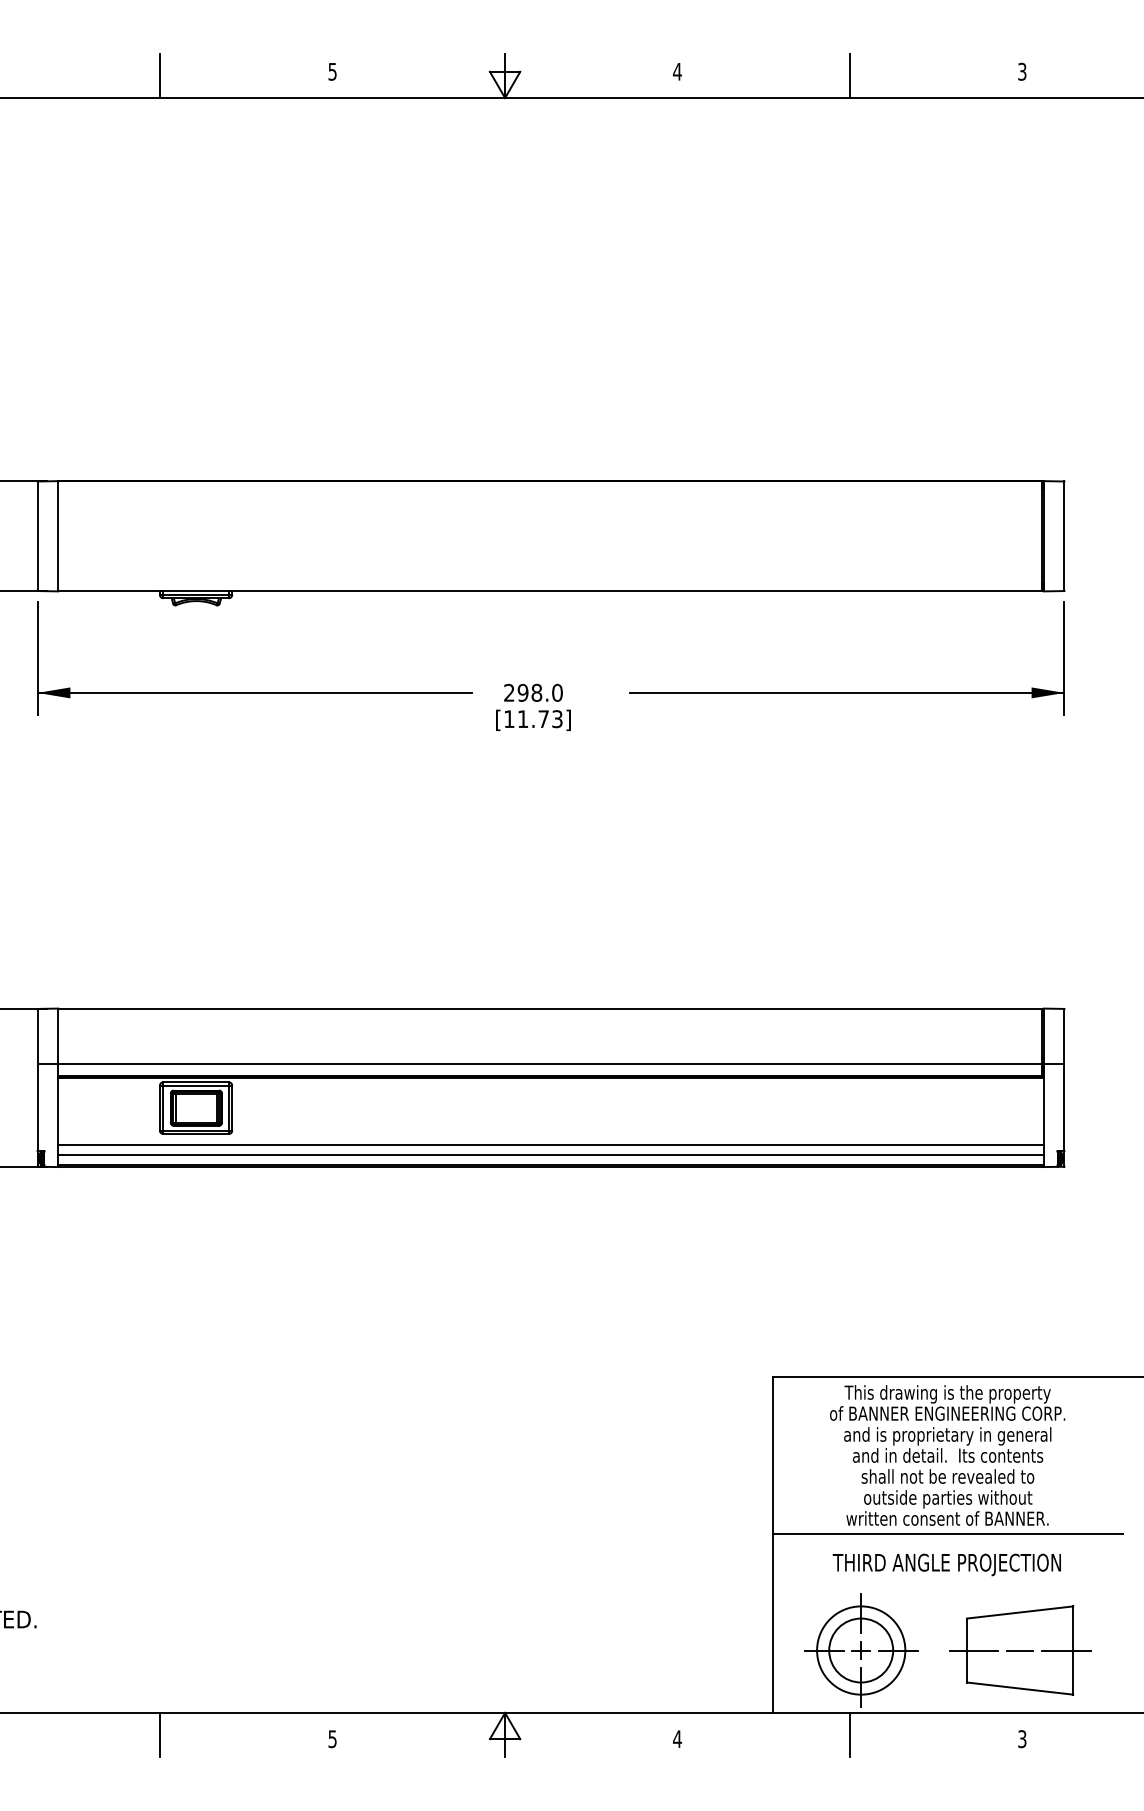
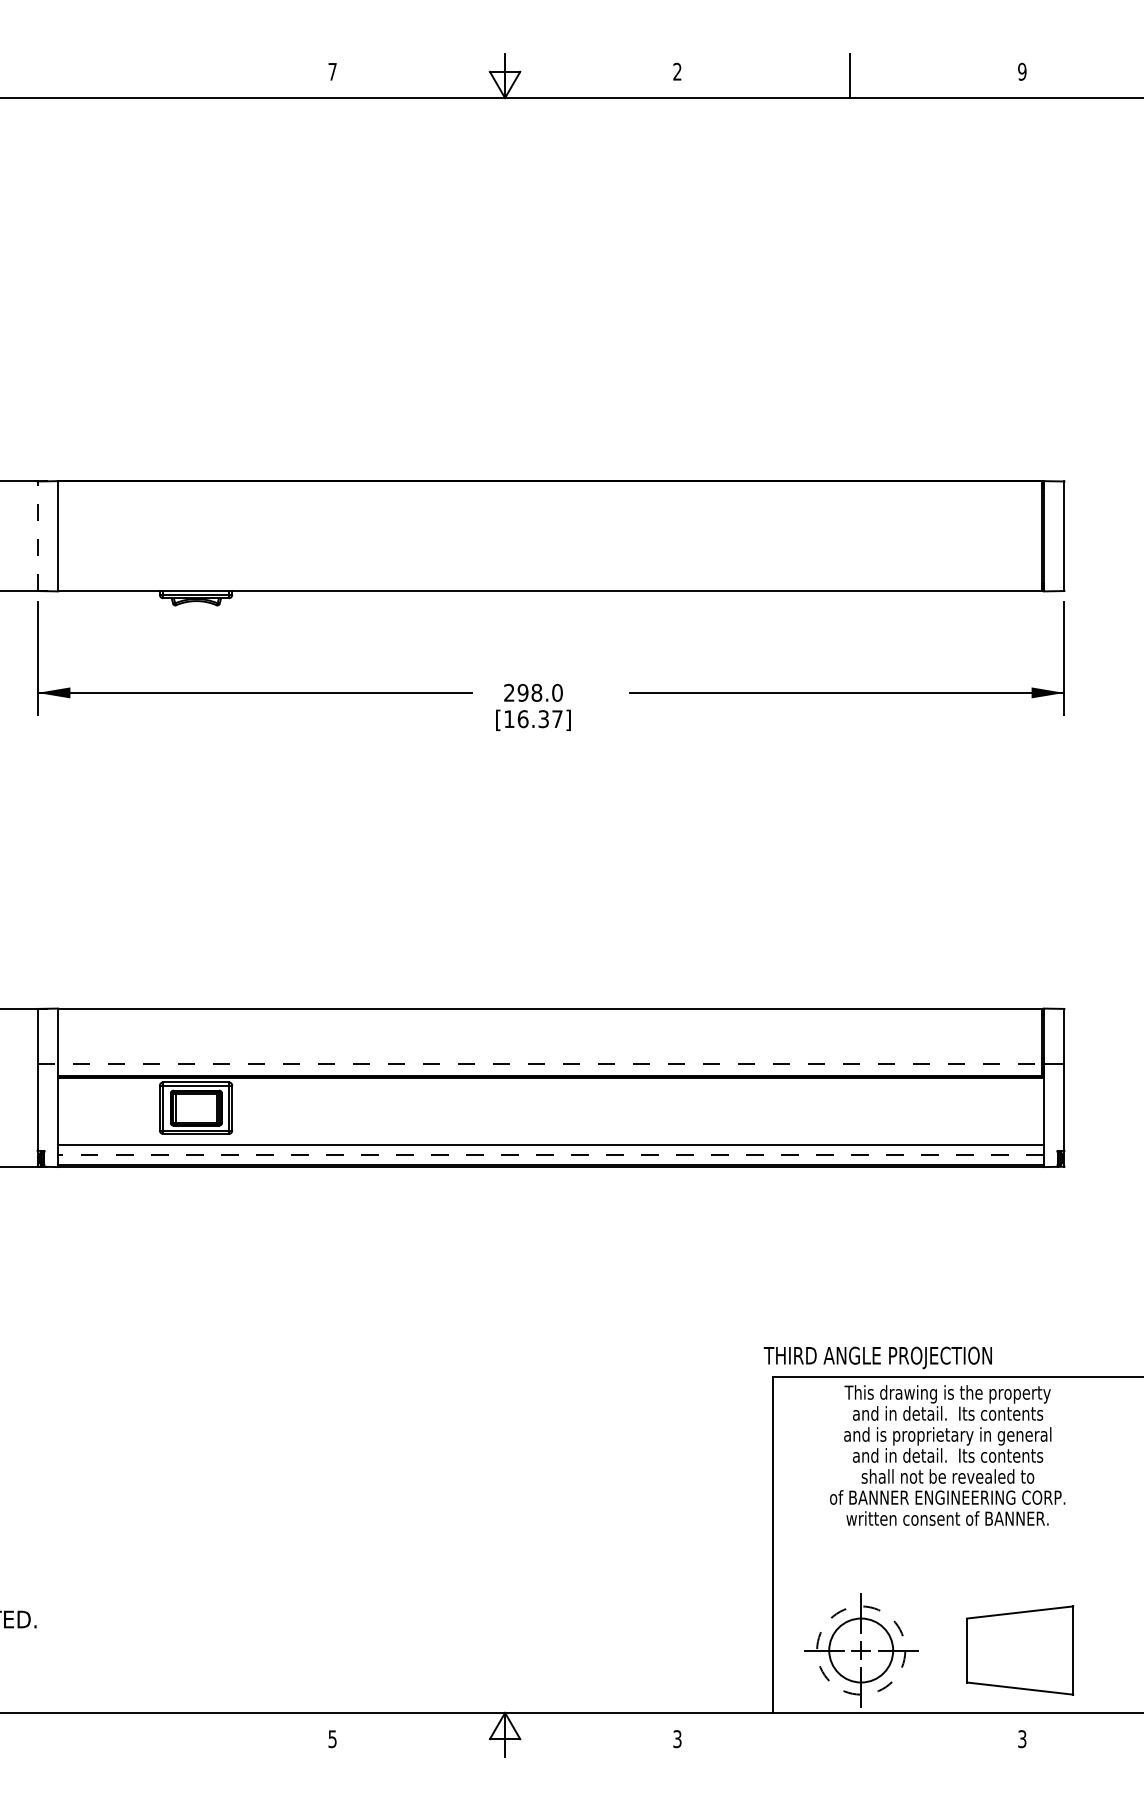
text: 5 -> 7 (332, 71)
text: 4 -> 2 (676, 71)
text: 3 -> 9 (1022, 71)
line: present -> none (160, 76)
line: solid -> dashed (37, 536)
text: [11.73] -> [16.37] (539, 719)
line: solid -> dashed (540, 1063)
line: solid -> dashed (551, 1154)
text: of BANNER ENGINEERING CORP. -> and in detail.  Its contents (947, 1413)
text: outside parties without -> of BANNER ENGINEERING CORP. (947, 1499)
line: present -> none (947, 1534)
text position: (946, 1564) -> (877, 1357) (877, 1357)
circle: solid -> dashed (861, 1650)
line: present -> none (973, 1650)
line: present -> none (1019, 1650)
line: present -> none (1066, 1650)
line: present -> none (160, 1734)
line: present -> none (849, 1734)
text: 4 -> 3 (676, 1739)
